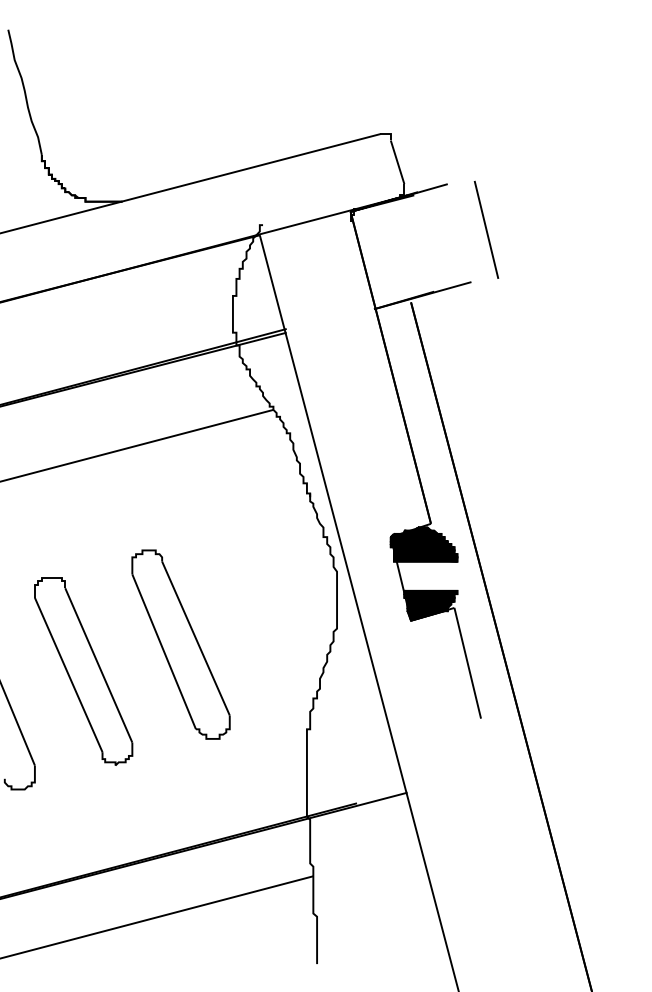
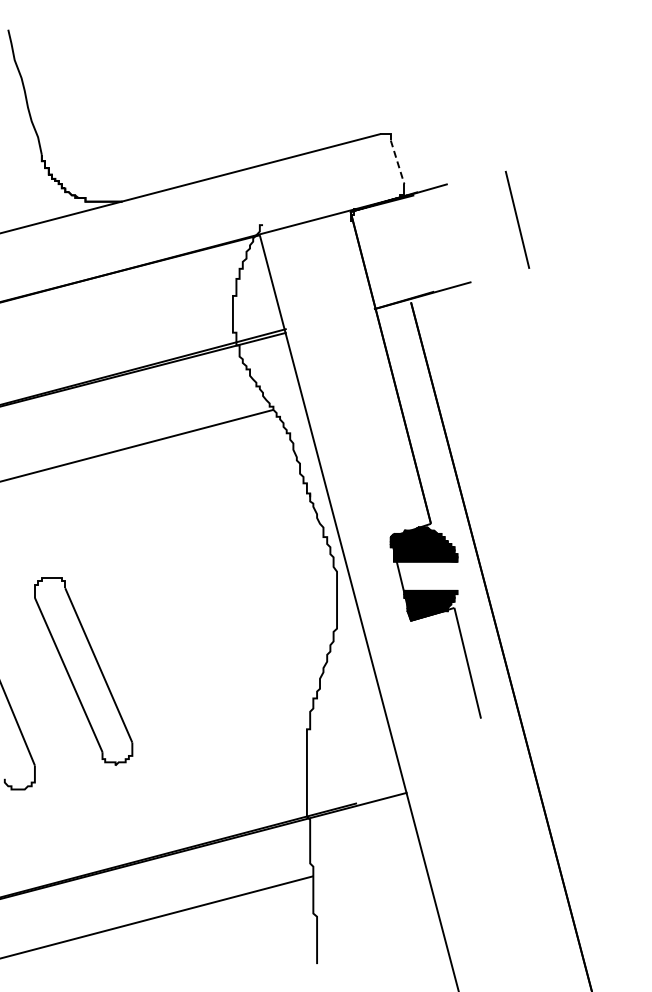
line: solid -> dashed (397, 162)
line position: (486, 229) -> (517, 219) (517, 219)
part: present -> none (180, 644)
